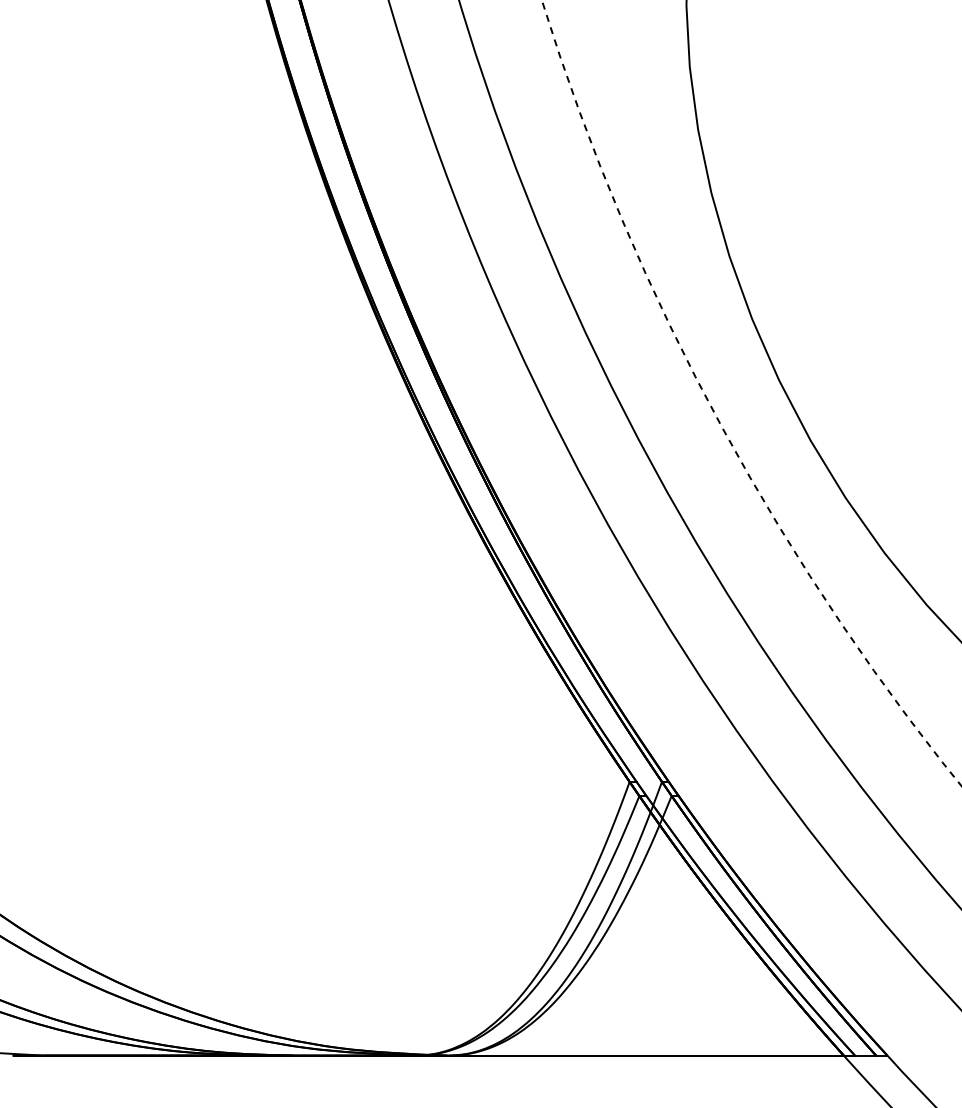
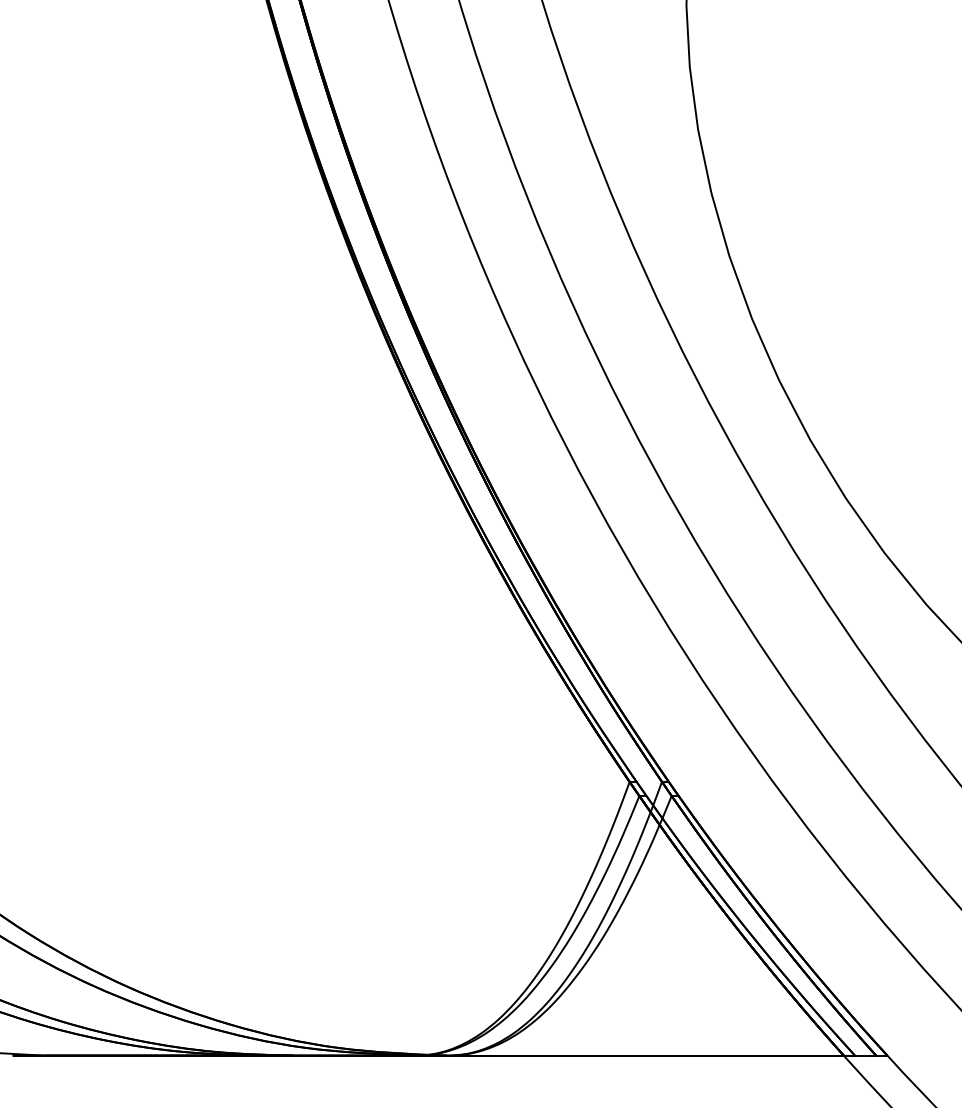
circle: dashed -> solid (751, 393)
